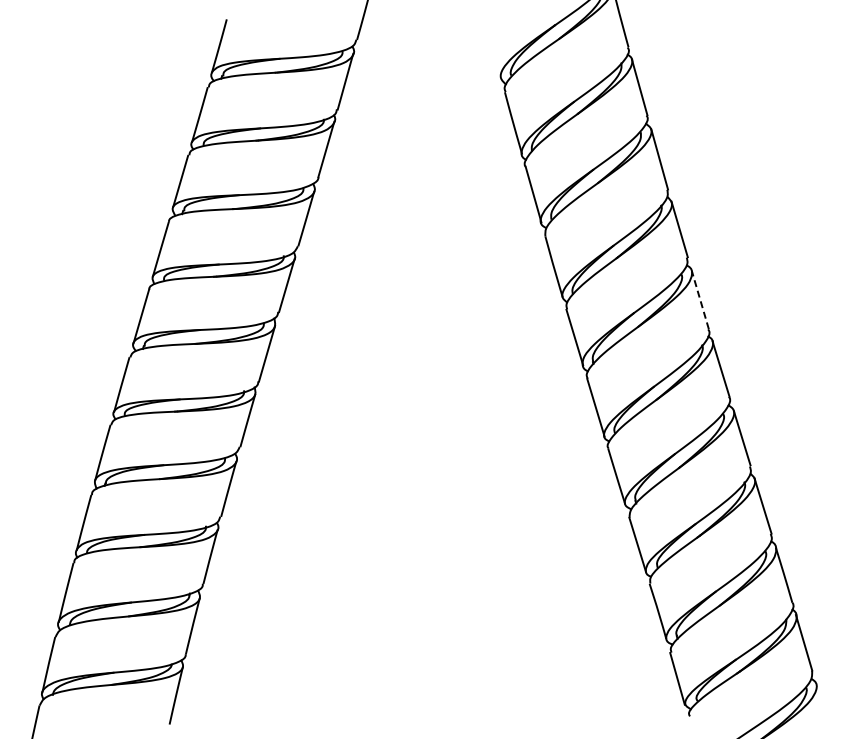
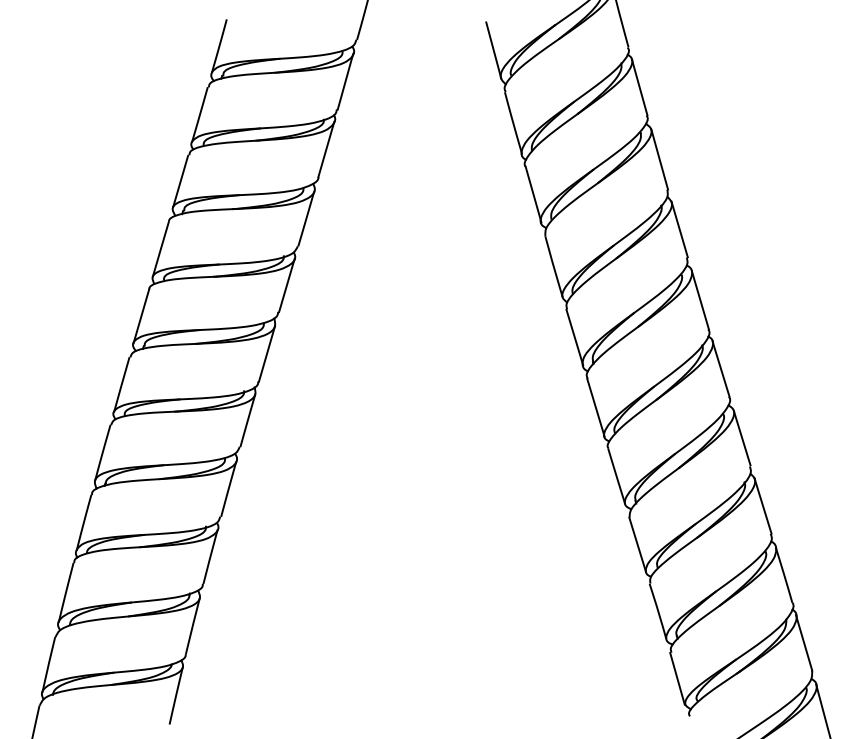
line: none -> present (493, 50)
line: dashed -> solid (700, 299)
line: none -> present (822, 709)
